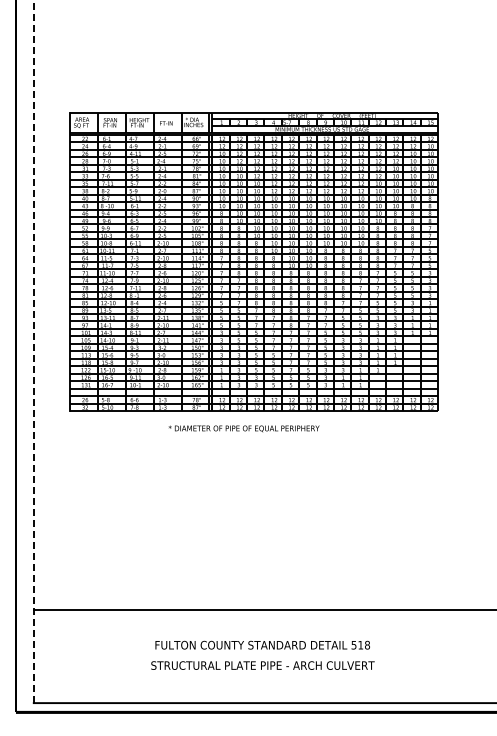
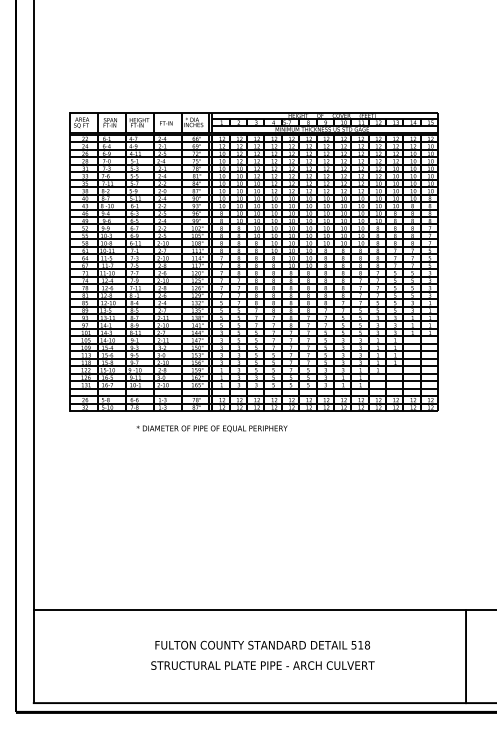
line: dashed -> solid (33, 352)
text position: (243, 428) -> (211, 428) (211, 428)
line: none -> present (466, 656)
